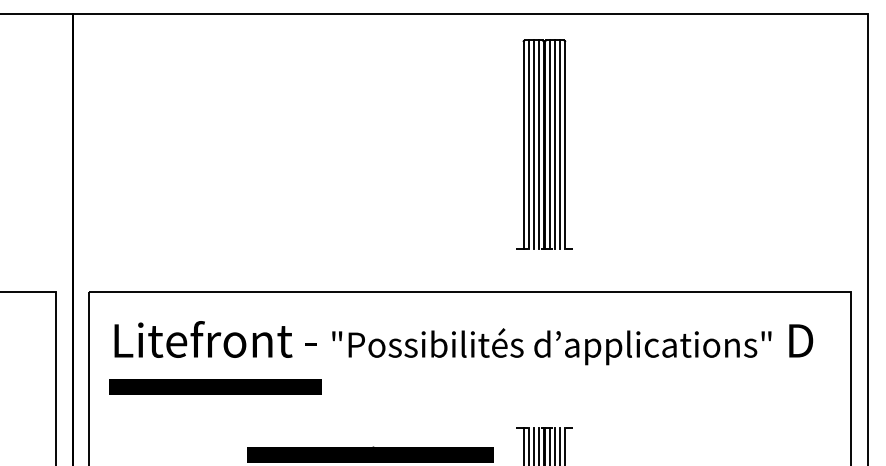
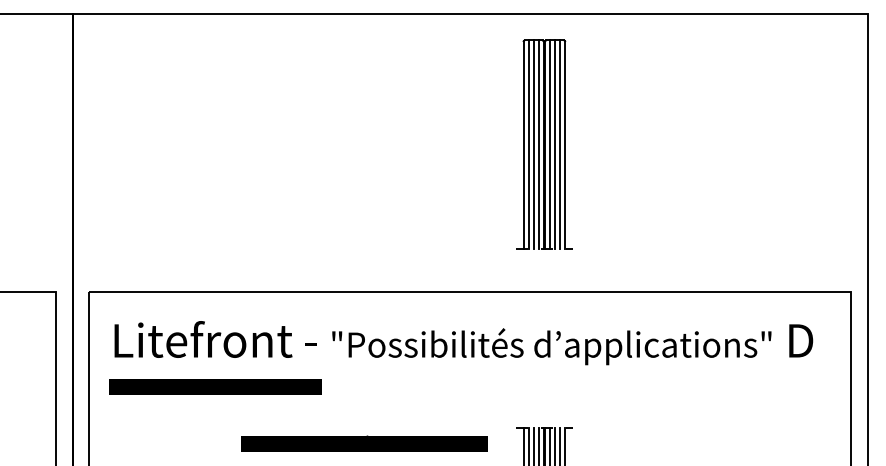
text position: (370, 454) -> (364, 443) (364, 443)
